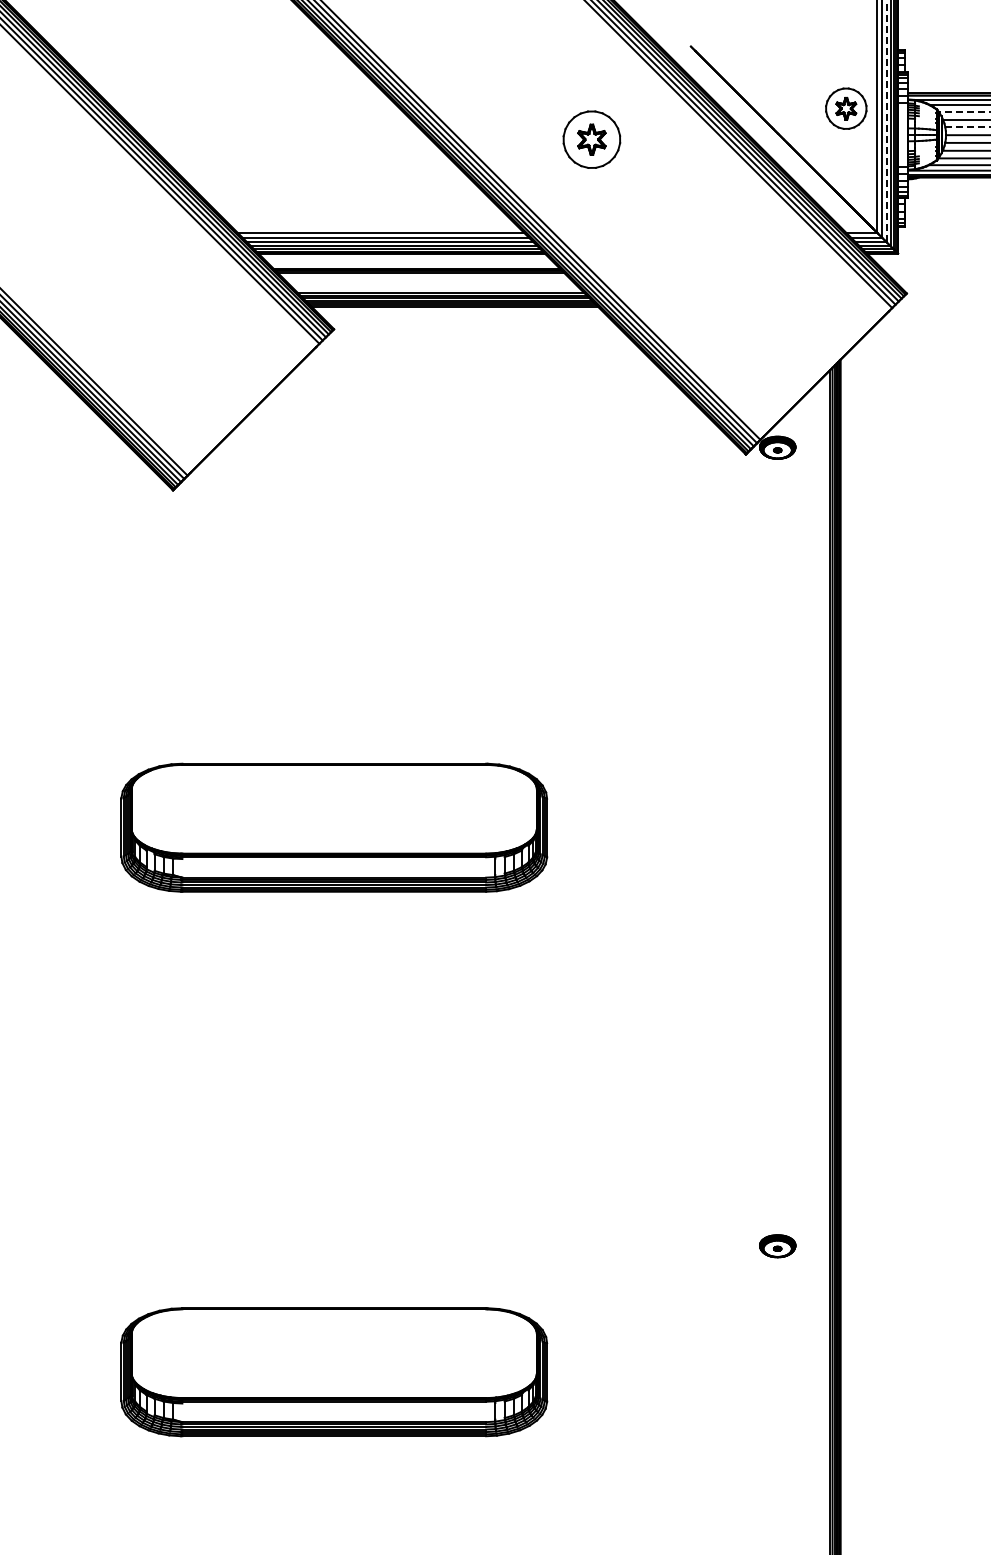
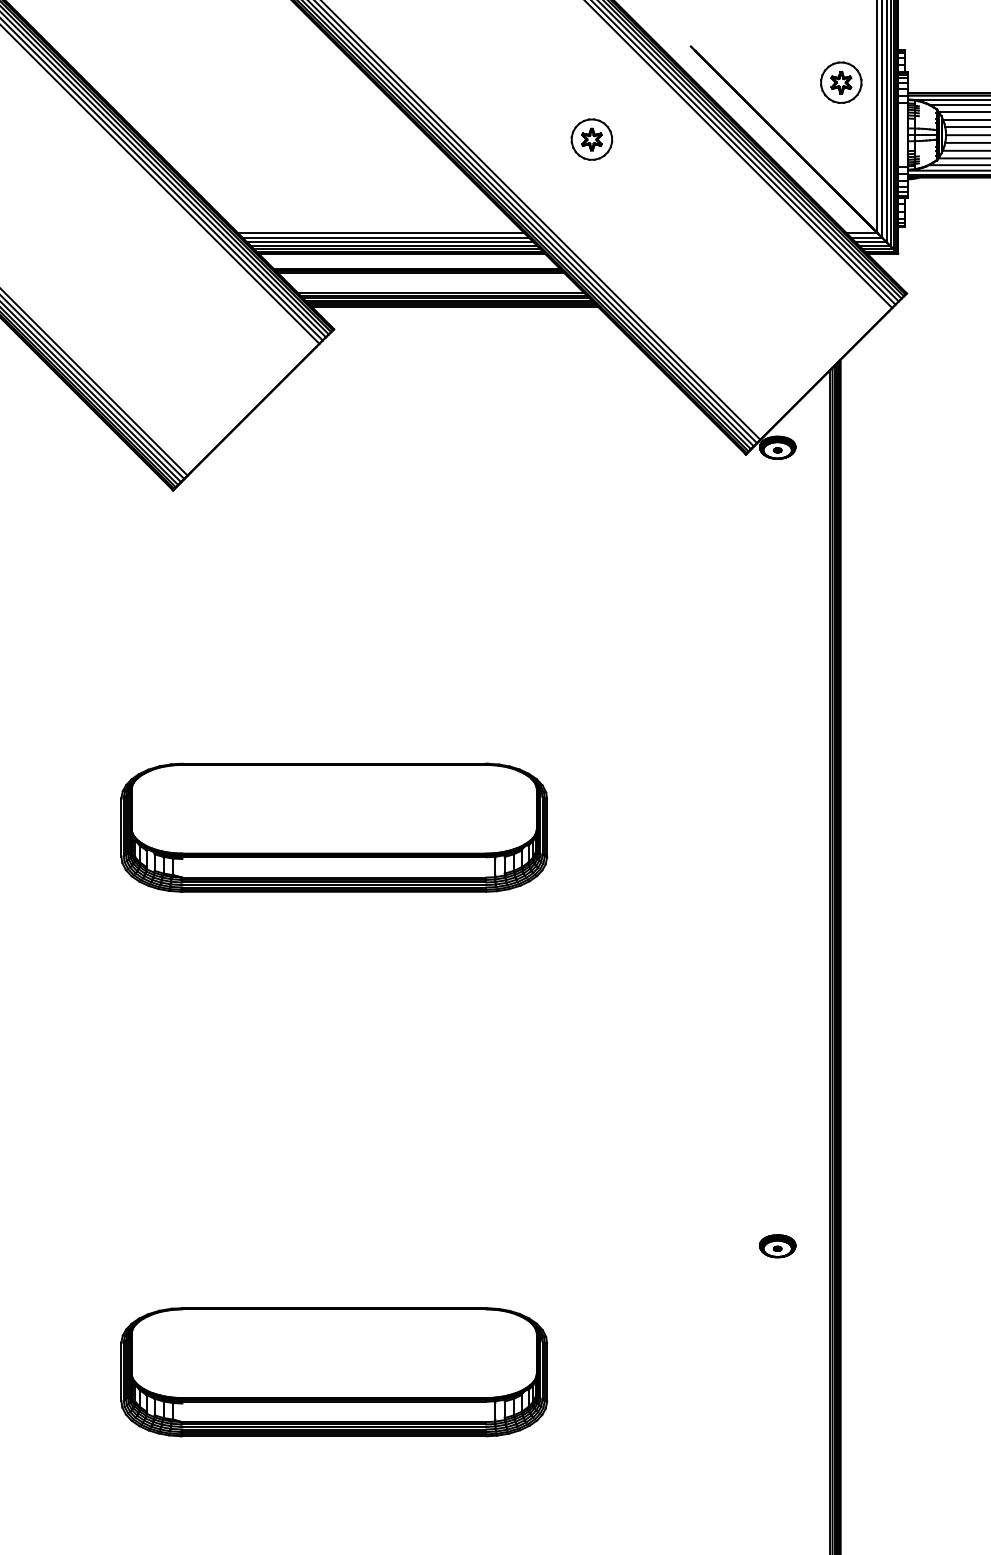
part position: (846, 108) -> (841, 82) (841, 82)
line: dashed -> solid (964, 112)
line: dashed -> solid (886, 121)
line: dashed -> solid (967, 127)
part size: 60x59 px -> 44x43 px (591, 139)
